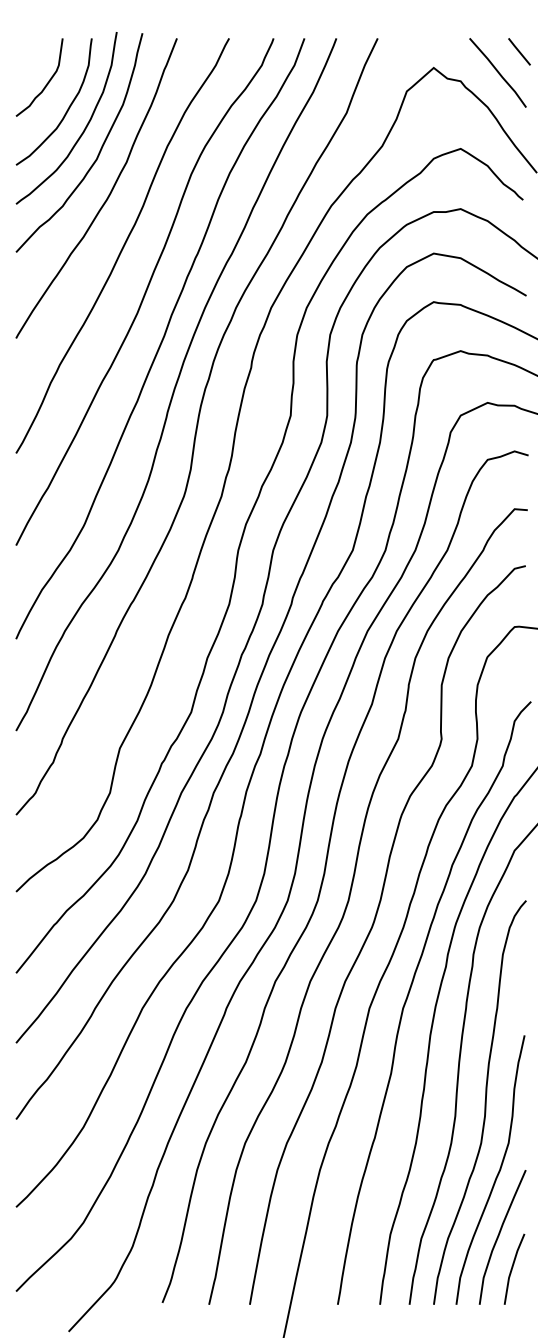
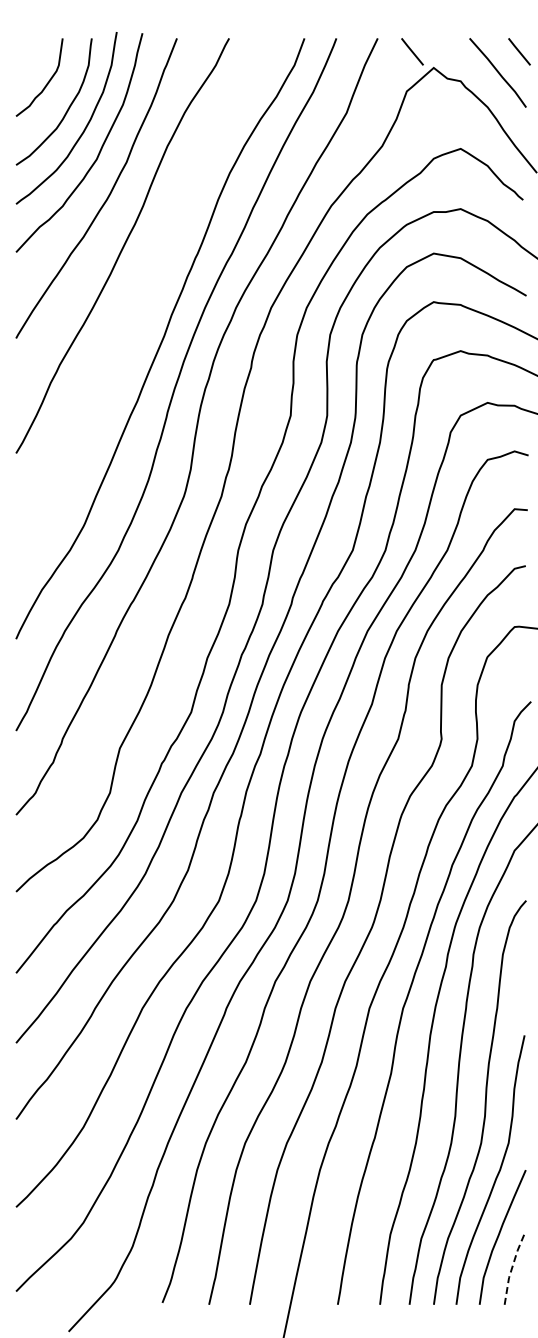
line: none -> present (412, 51)
curve: present -> none (145, 291)
line: solid -> dashed (511, 1268)
